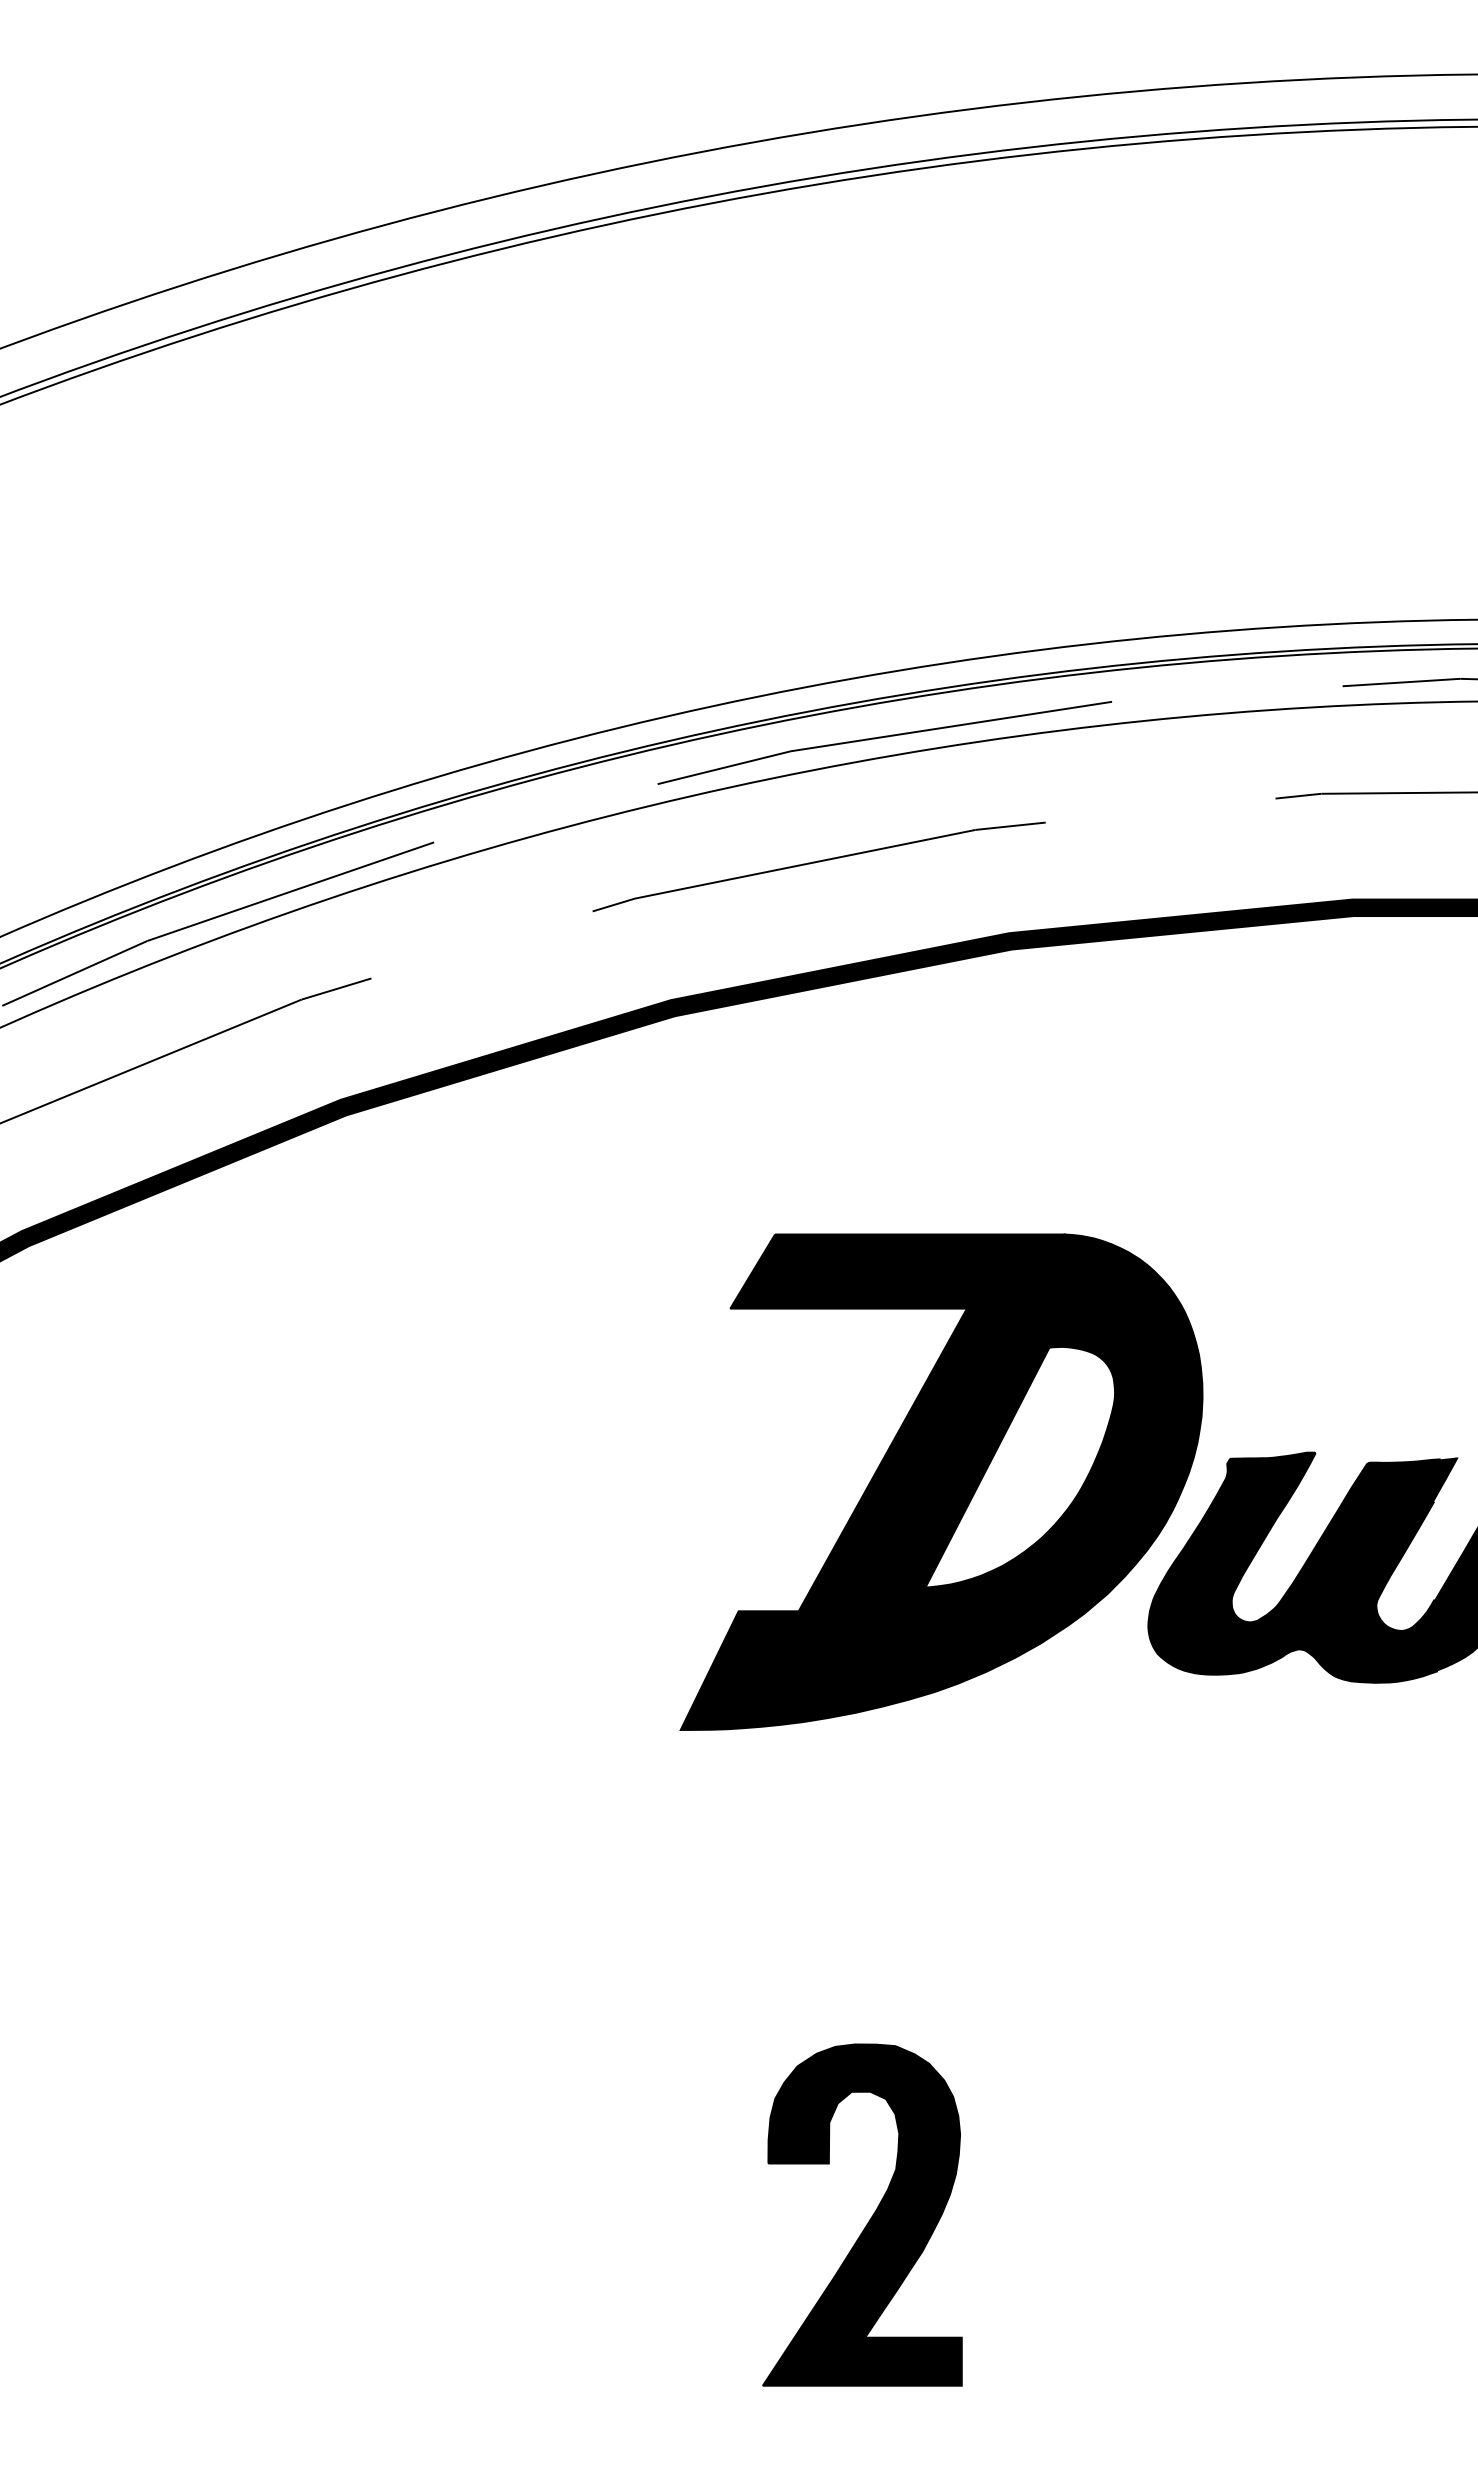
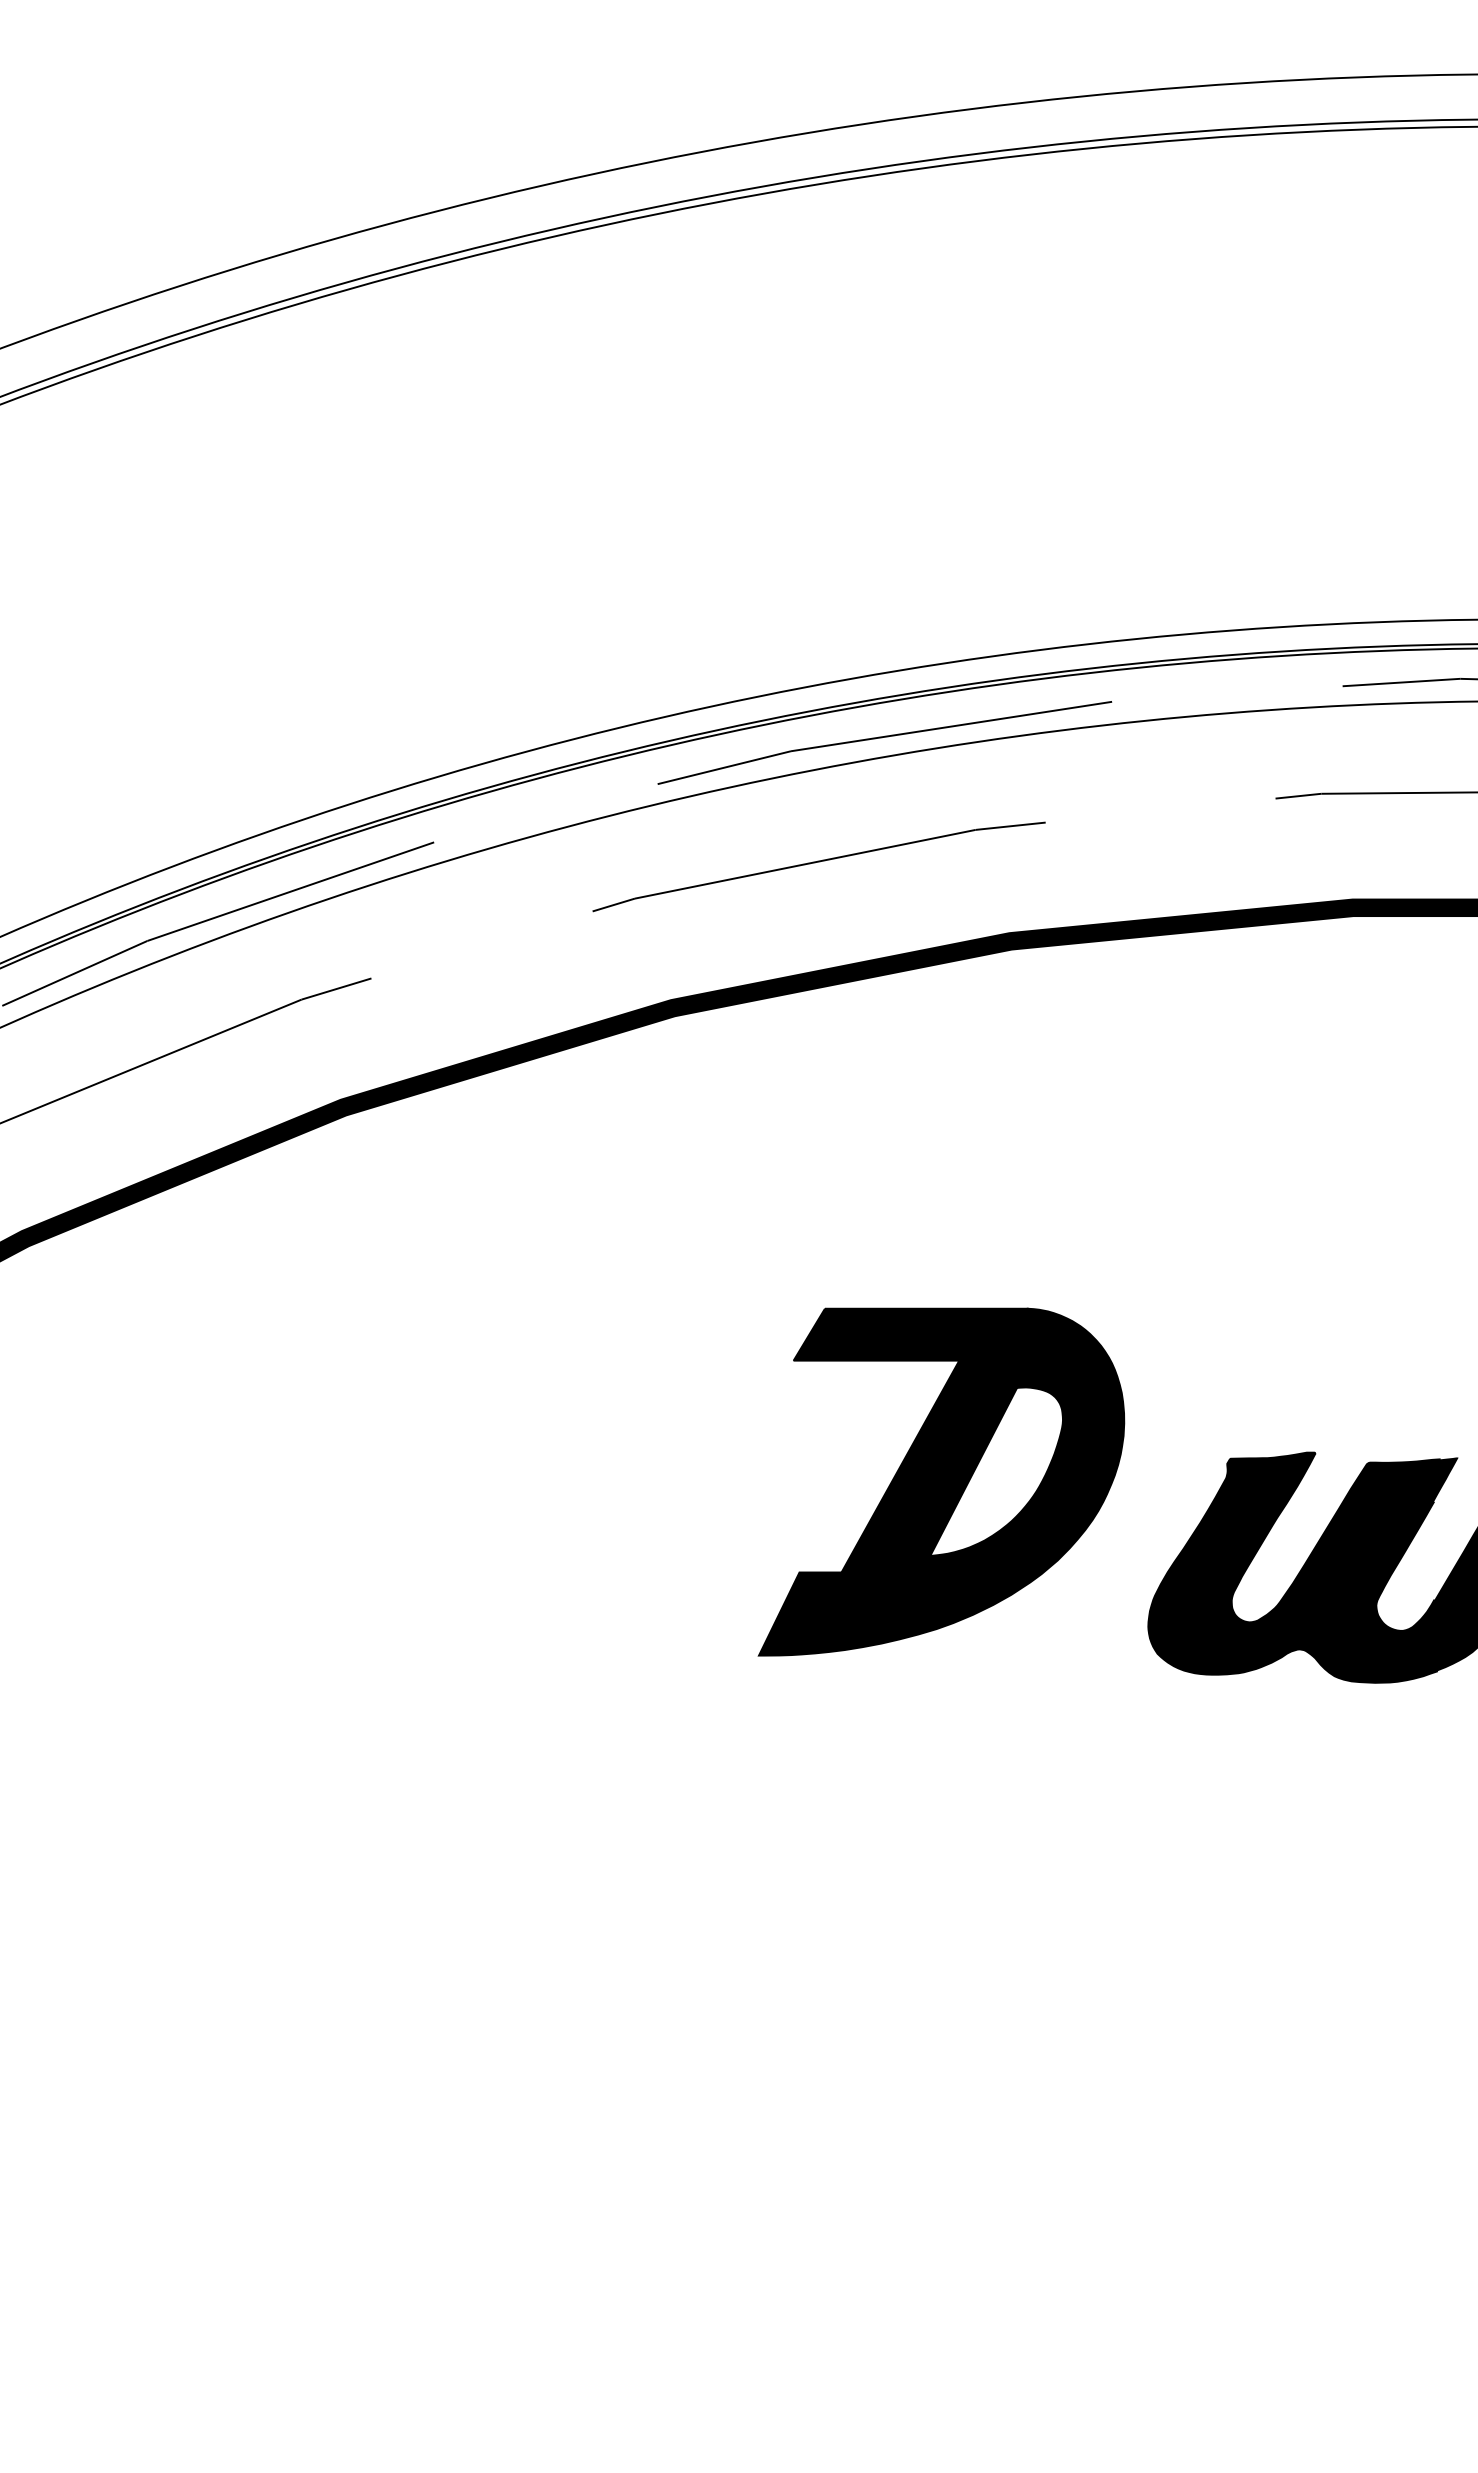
part size: 525x498 px -> 369x350 px (941, 1481)
part: present -> none (869, 2219)
